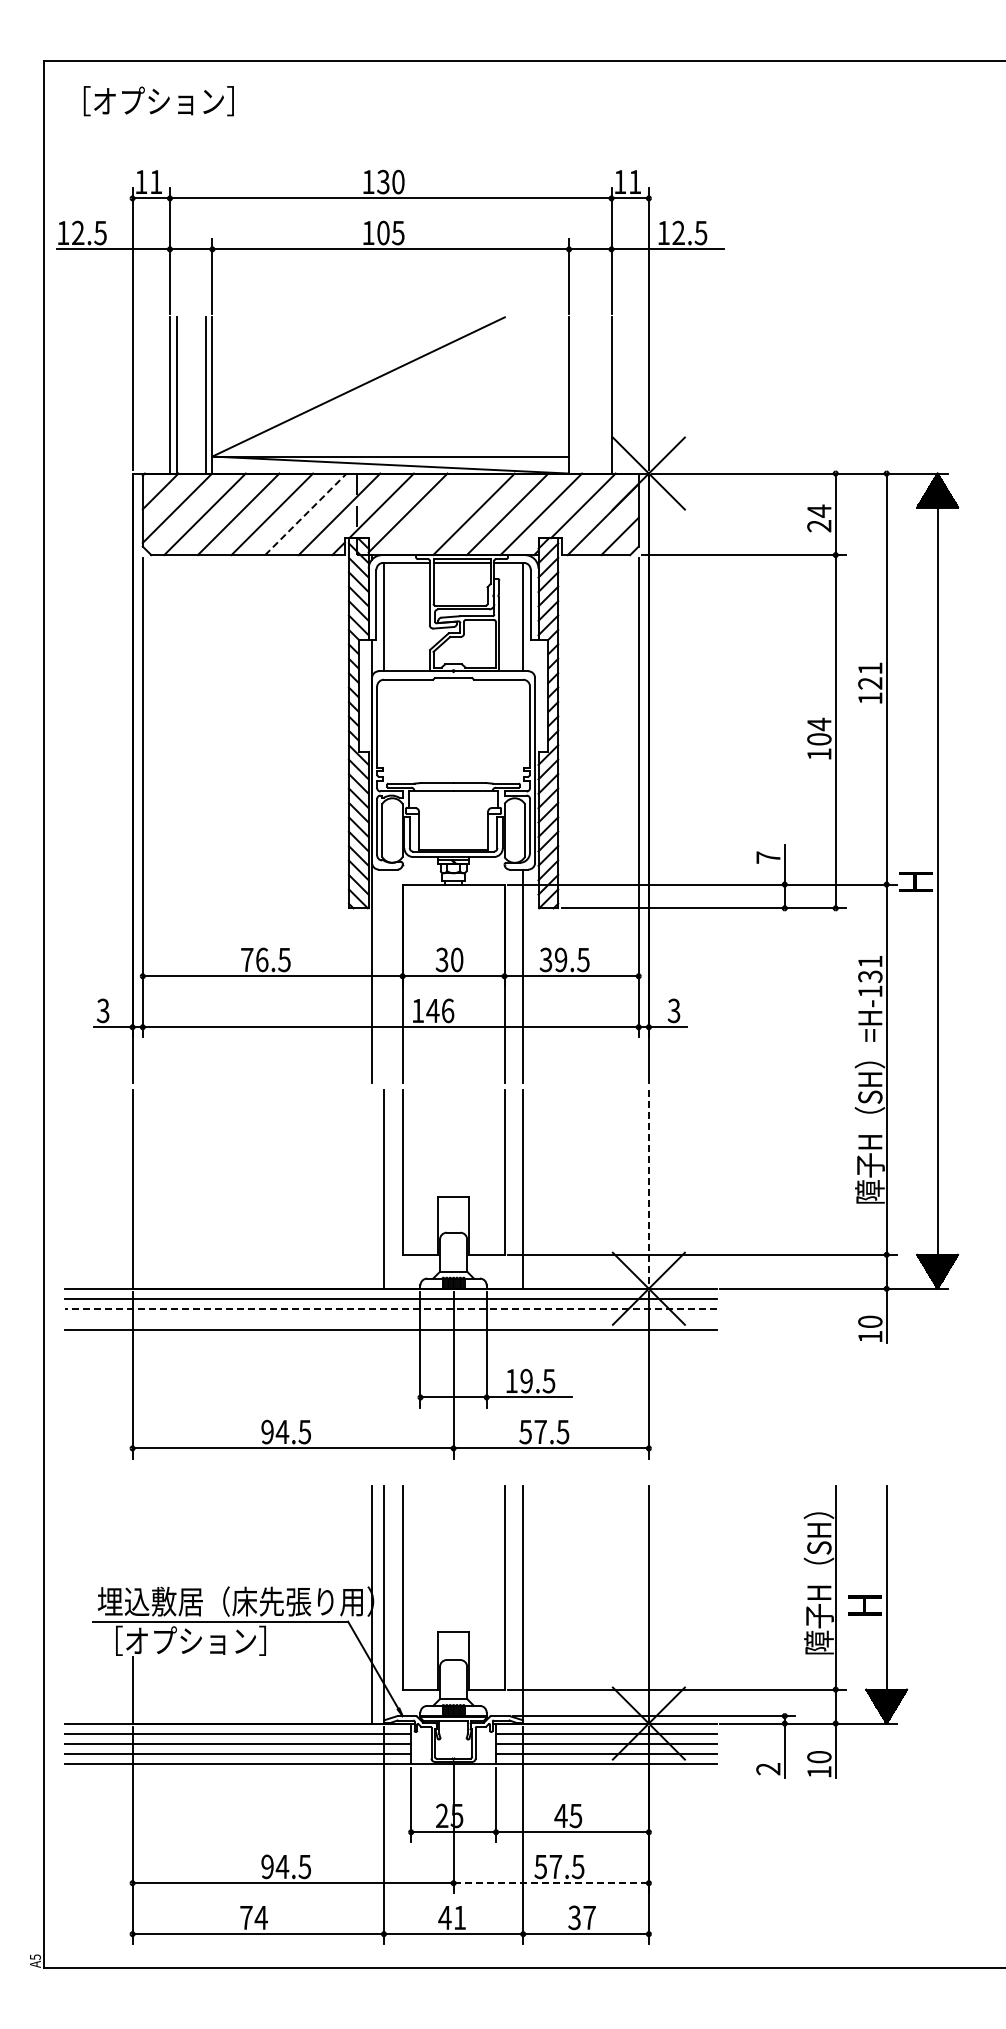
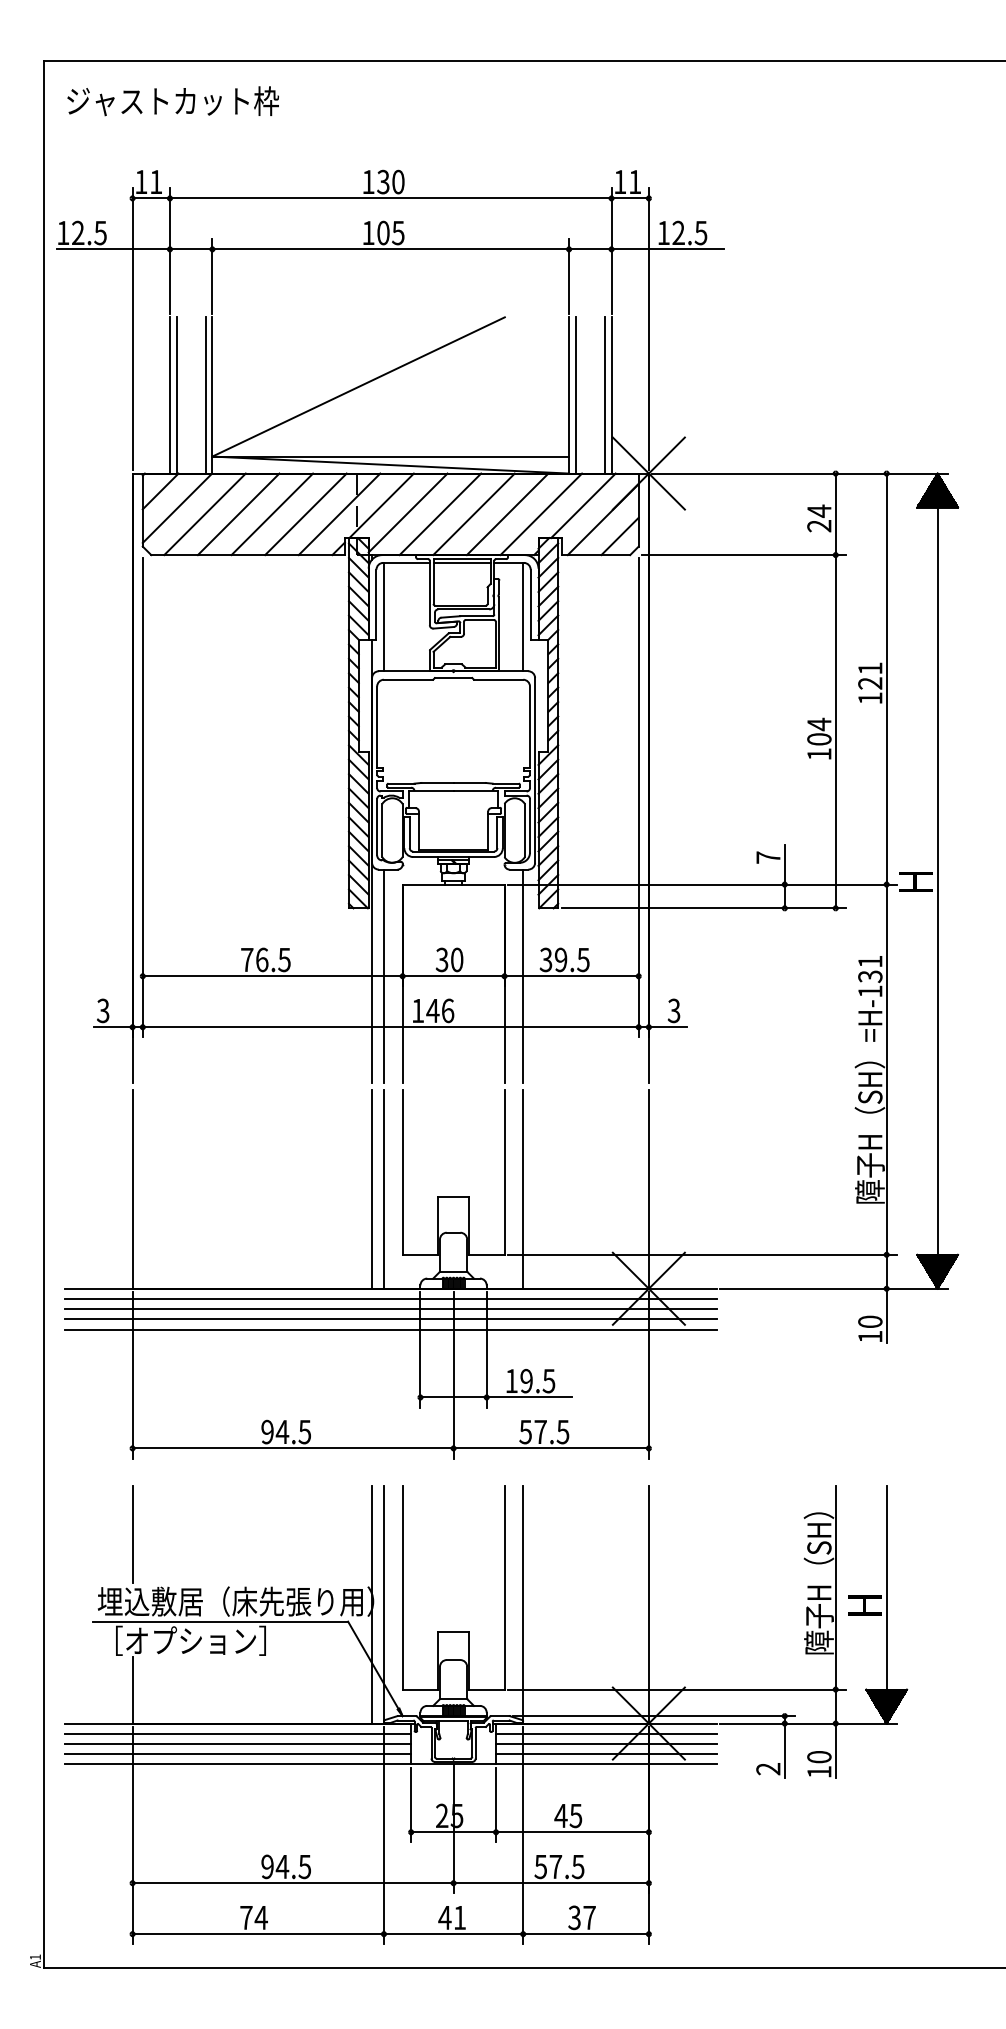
text: ［オプション］ -> ジャストカット枠 (173, 101)
line: none -> present (575, 395)
line: none -> present (604, 395)
line: dashed -> solid (305, 514)
line: none -> present (440, 514)
line: none -> present (383, 976)
line: none -> present (372, 1189)
line: dashed -> solid (648, 1189)
line: dashed -> solid (390, 1309)
line: none -> present (390, 1319)
line: none -> present (132, 1533)
line: dashed -> solid (551, 1883)
text: A5 -> A1 (35, 1957)
